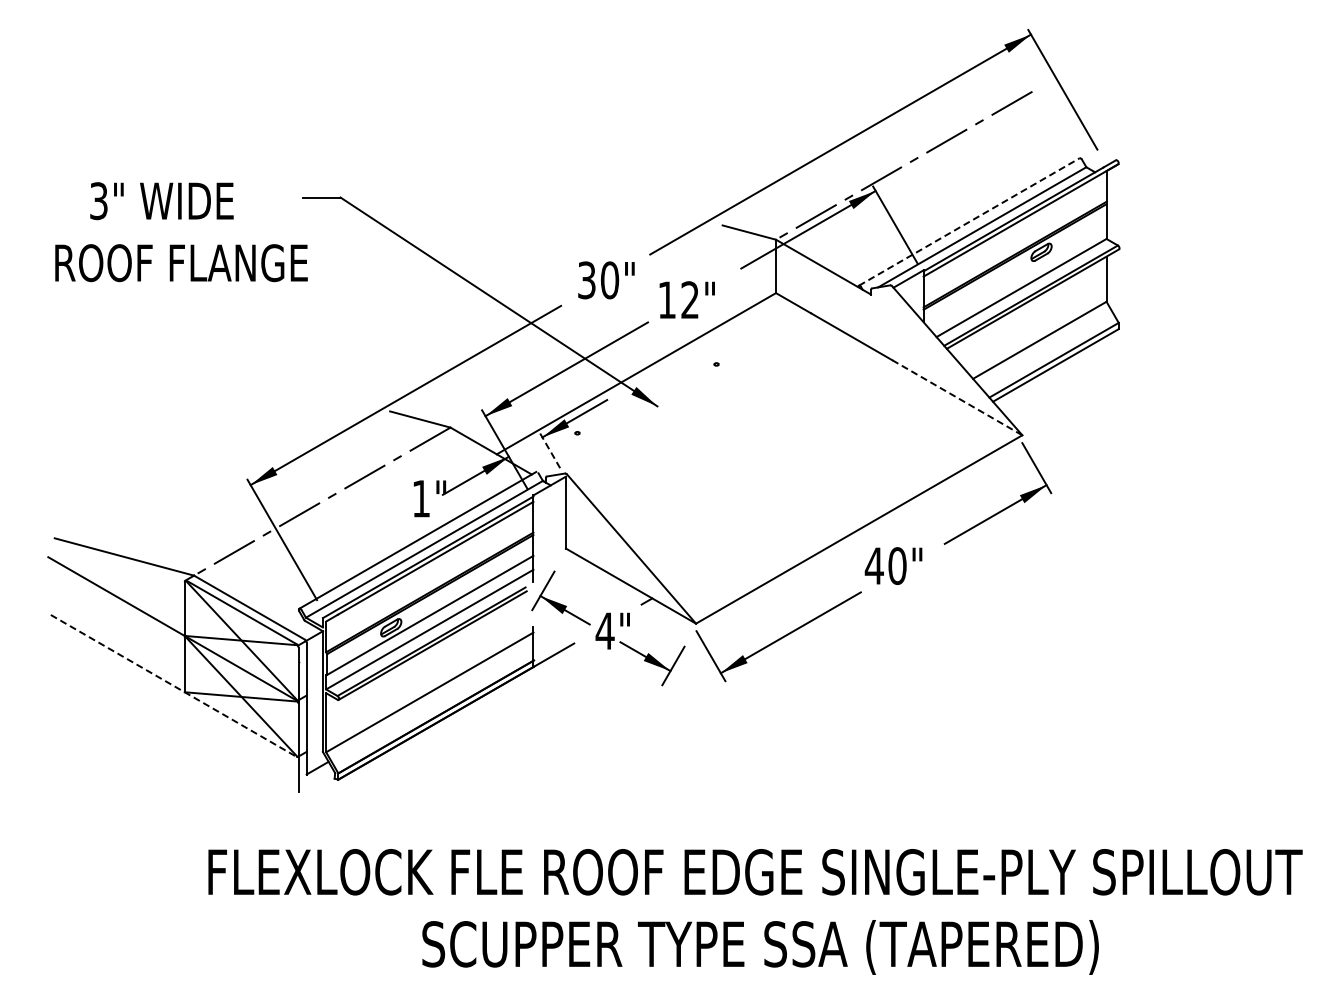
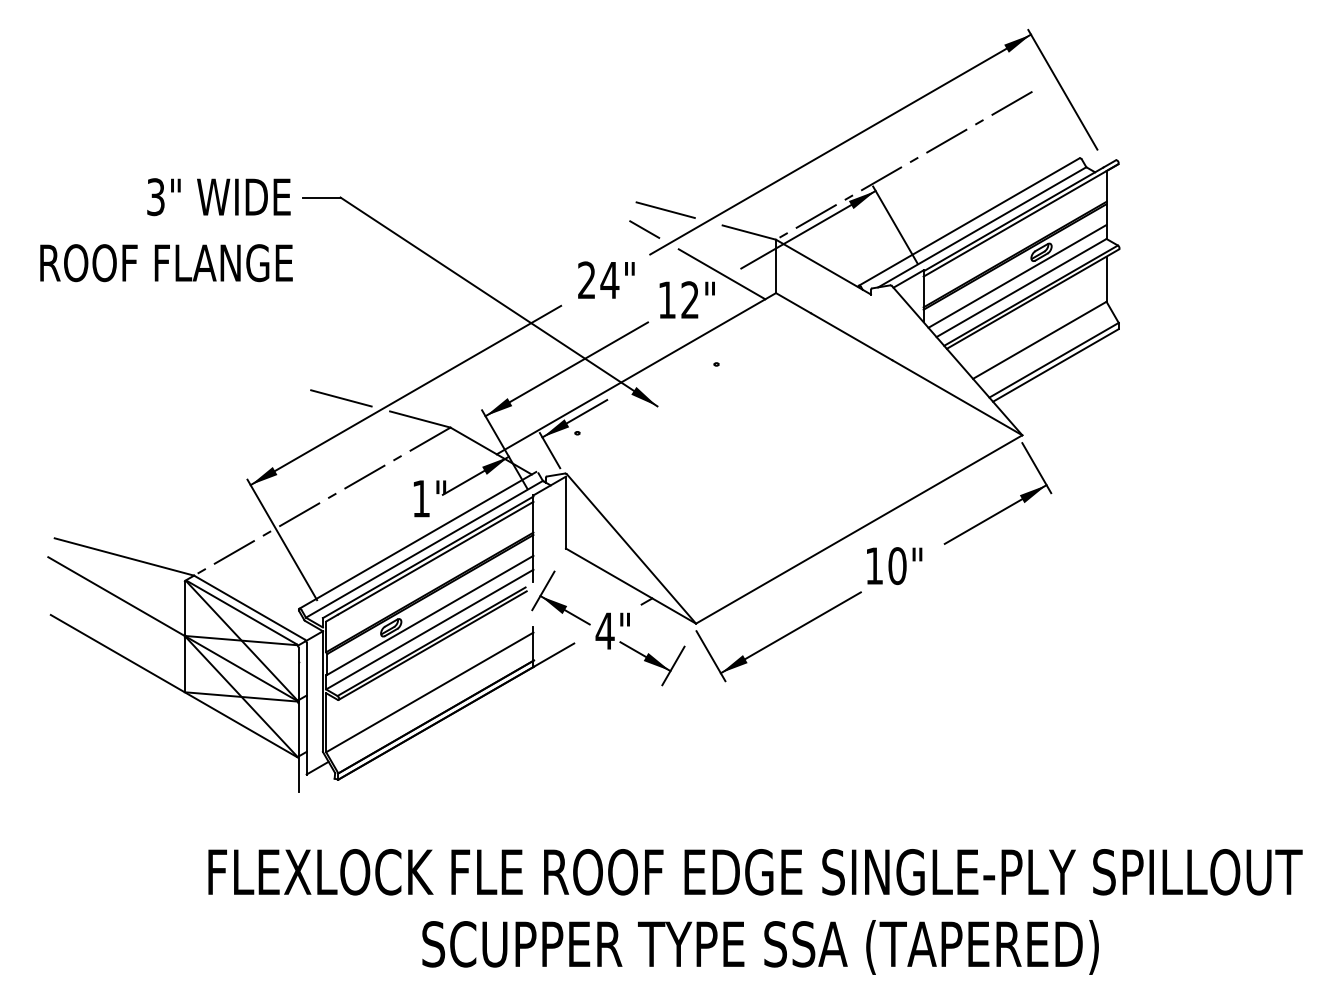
text position: (161, 201) -> (218, 197) (218, 197)
line: none -> present (665, 209)
line: dashed -> solid (969, 221)
line: none -> present (644, 229)
text position: (181, 263) -> (166, 263) (166, 263)
line: none -> present (721, 274)
line: none -> present (1017, 276)
text: 30" -> 24" (598, 280)
line: none -> present (341, 398)
line: dashed -> solid (957, 398)
line: dashed -> solid (549, 450)
text: 40" -> 10" (873, 565)
line: dashed -> solid (175, 686)
